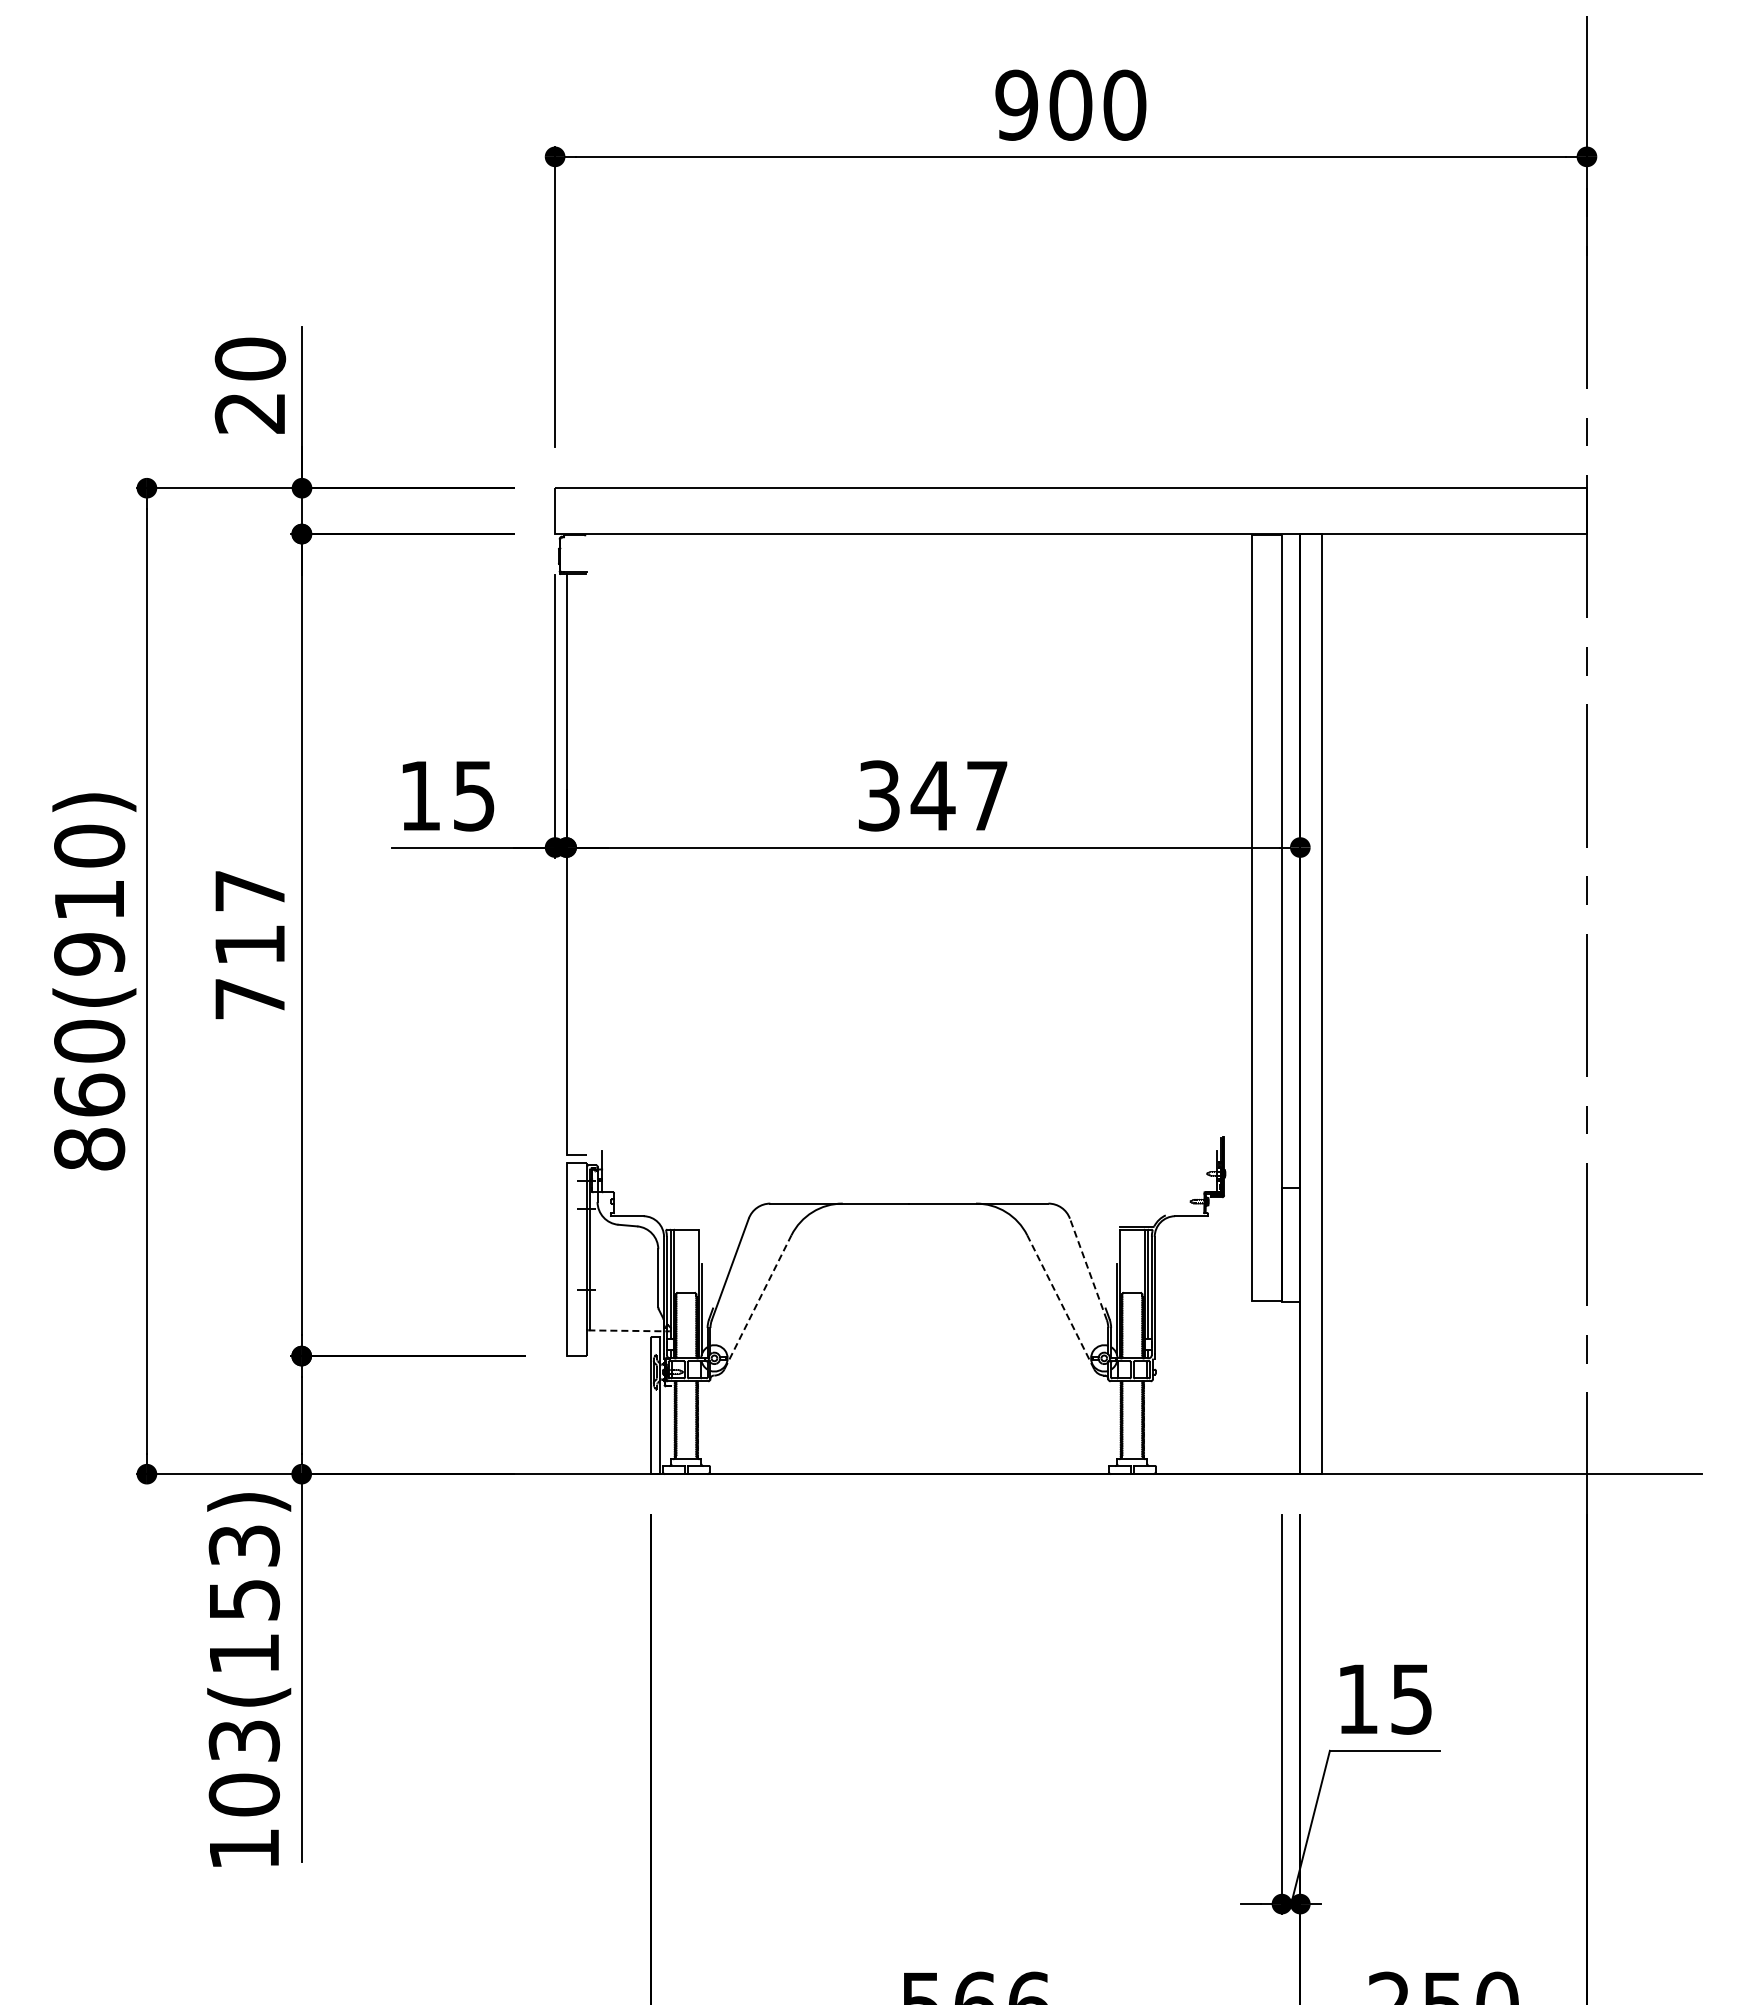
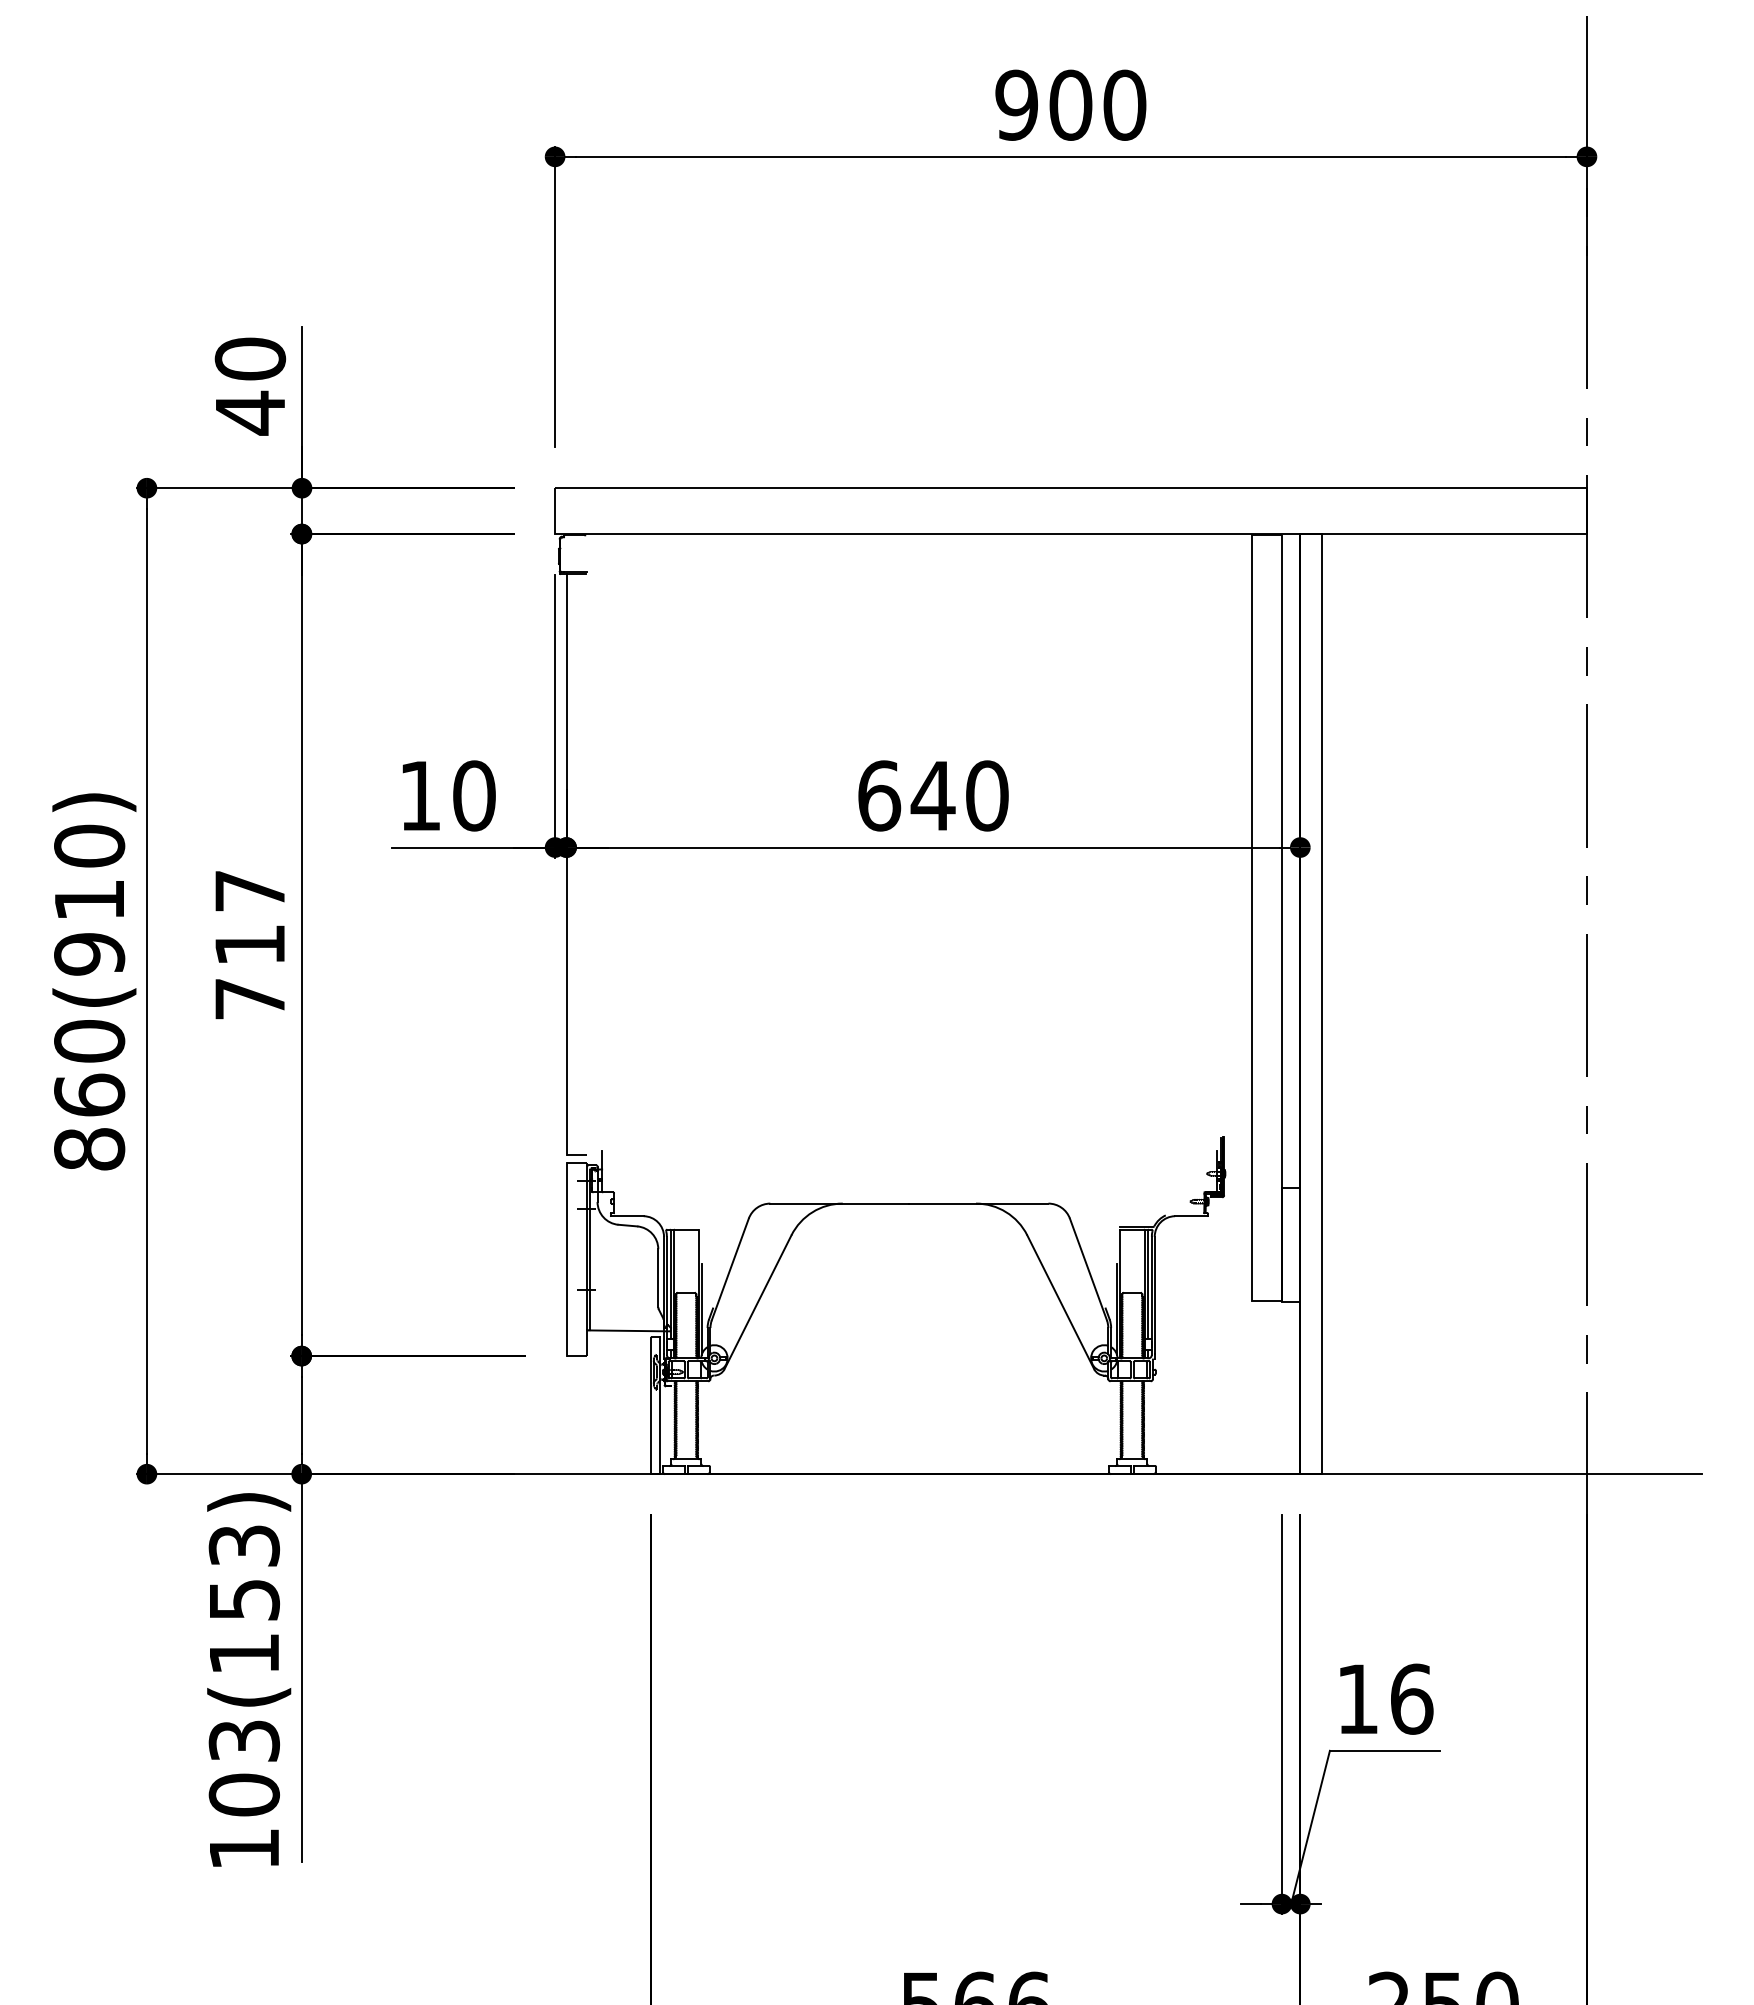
text: 20 -> 40 (249, 412)
text: 15 -> 10 (474, 795)
text: 347 -> 640 (933, 795)
line: dashed -> solid (1088, 1268)
line: dashed -> solid (758, 1302)
line: dashed -> solid (1060, 1302)
line: dashed -> solid (629, 1330)
text: 15 -> 16 (1412, 1698)
